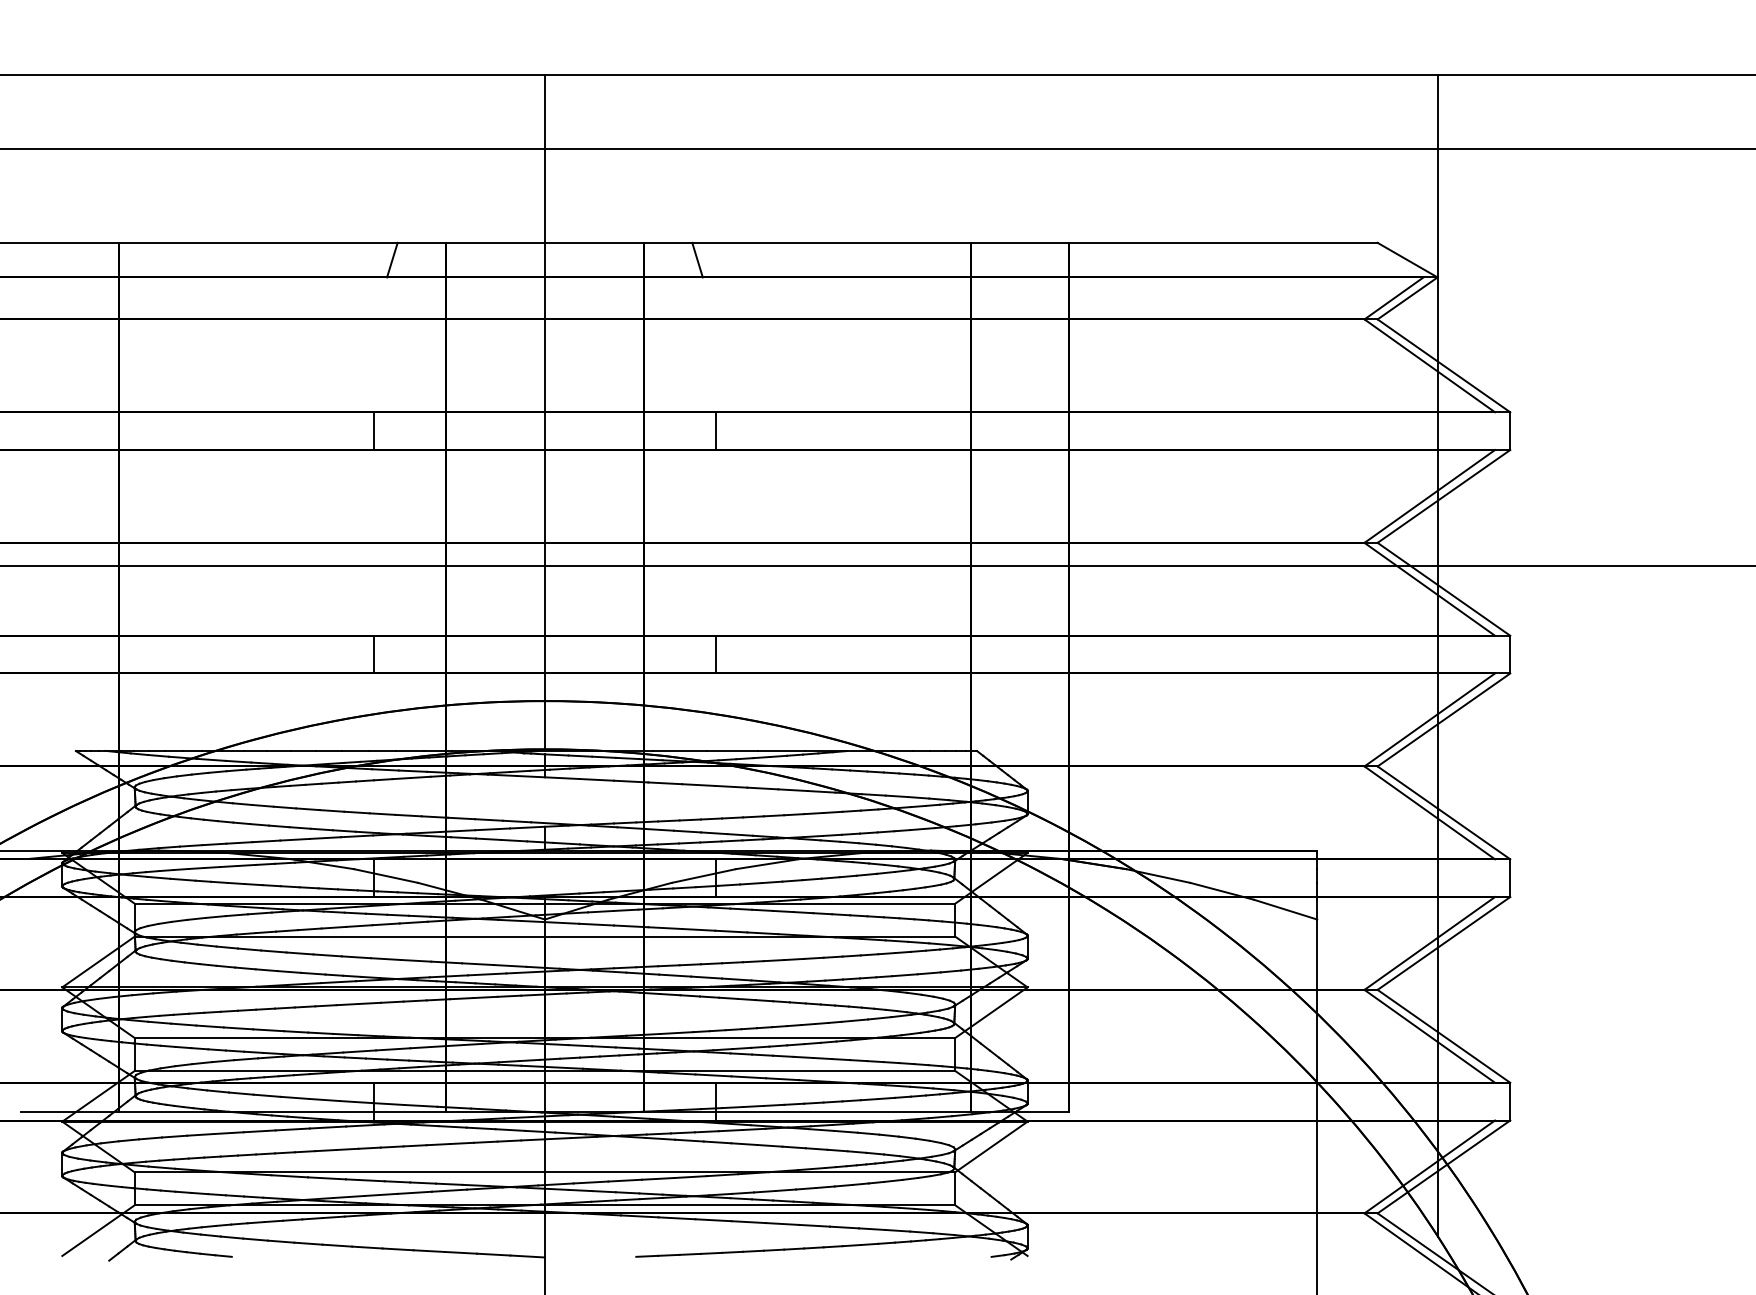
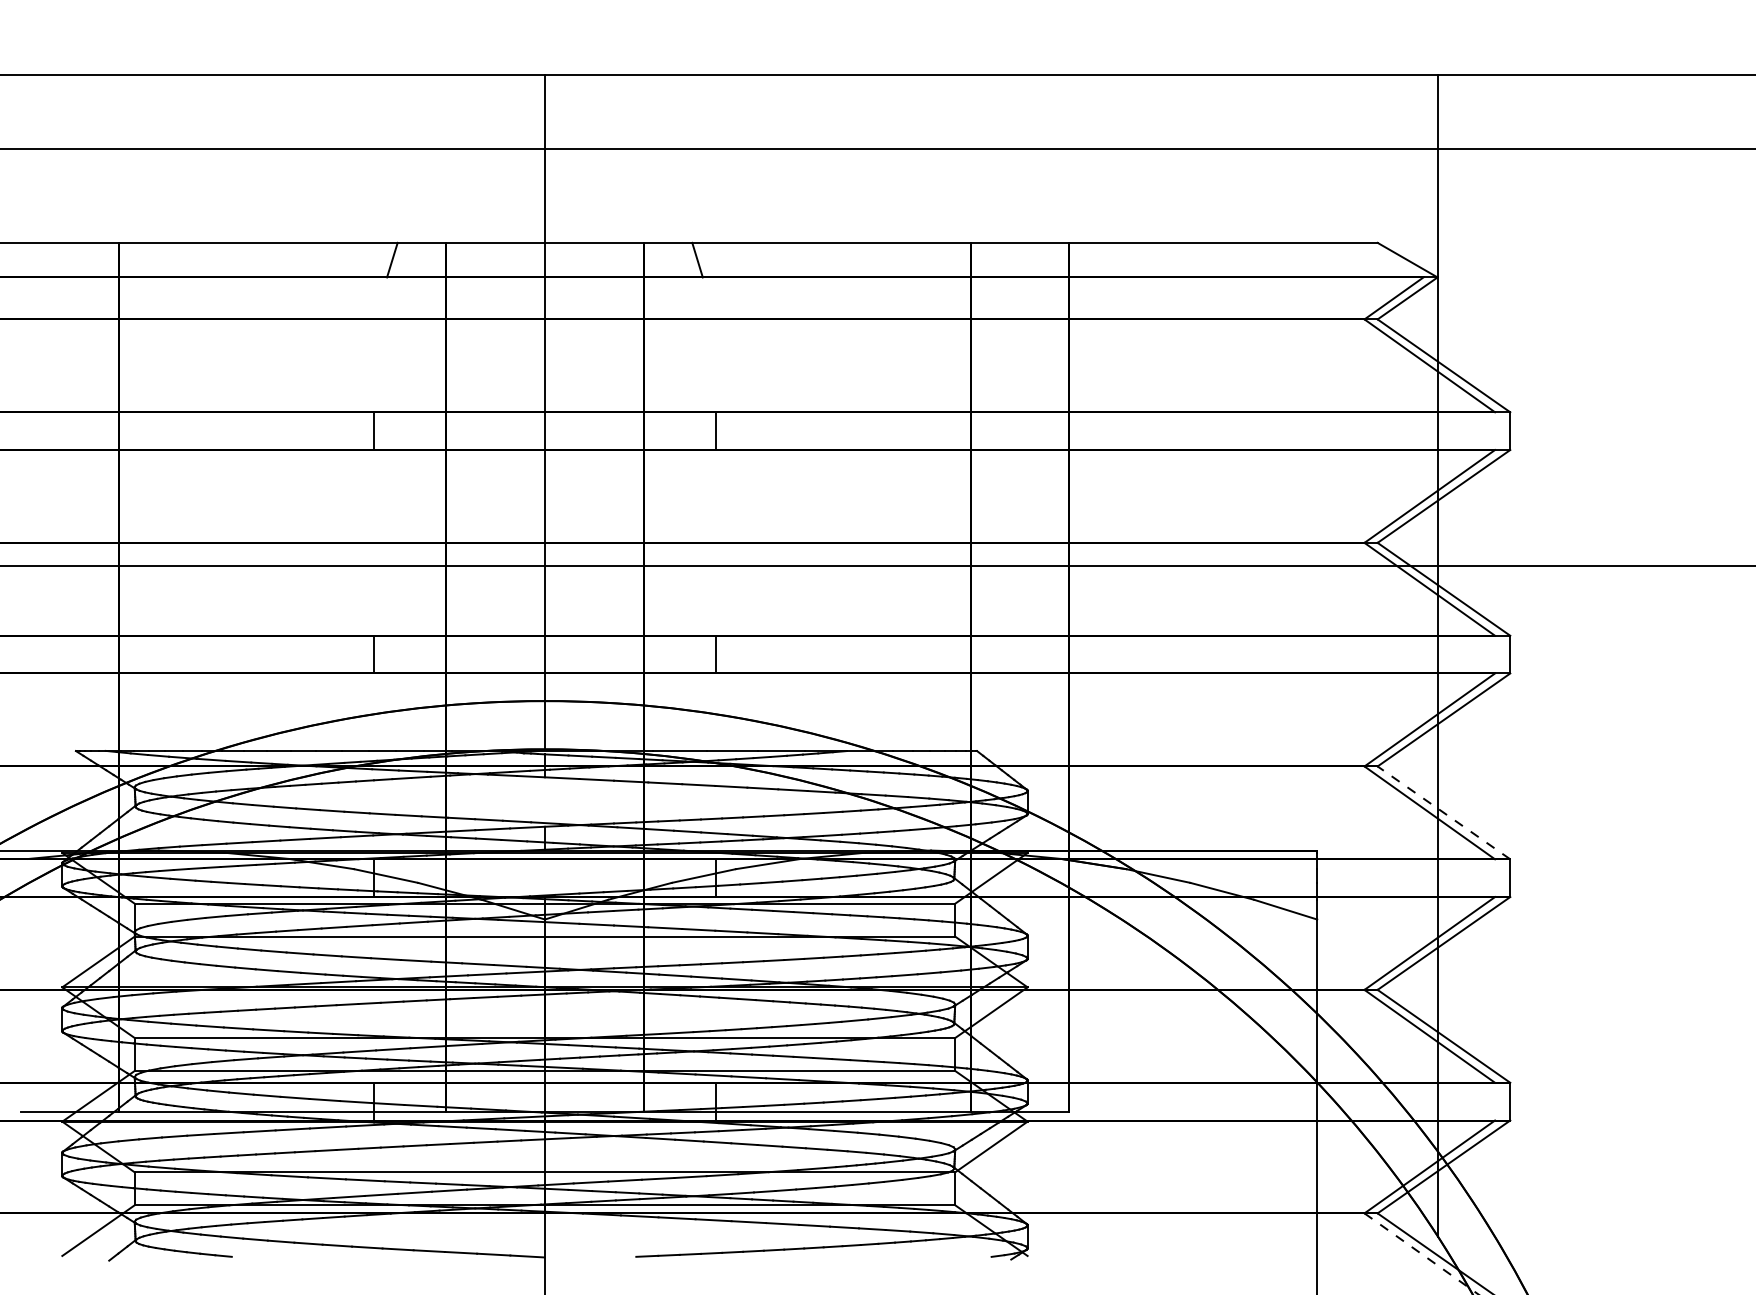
line: solid -> dashed (1443, 812)
line: solid -> dashed (1422, 1254)
